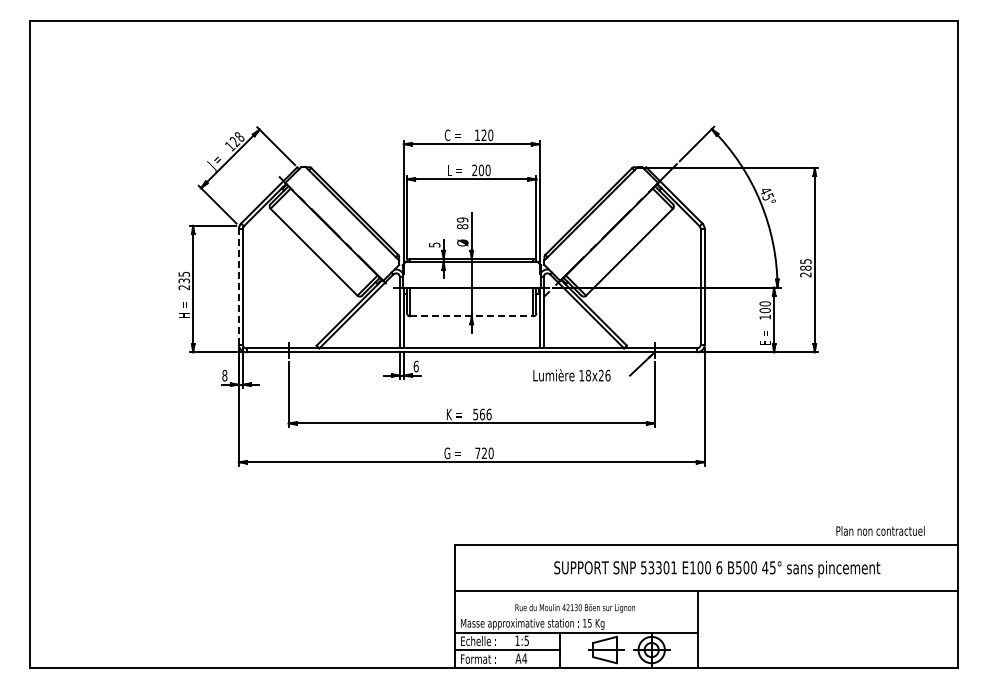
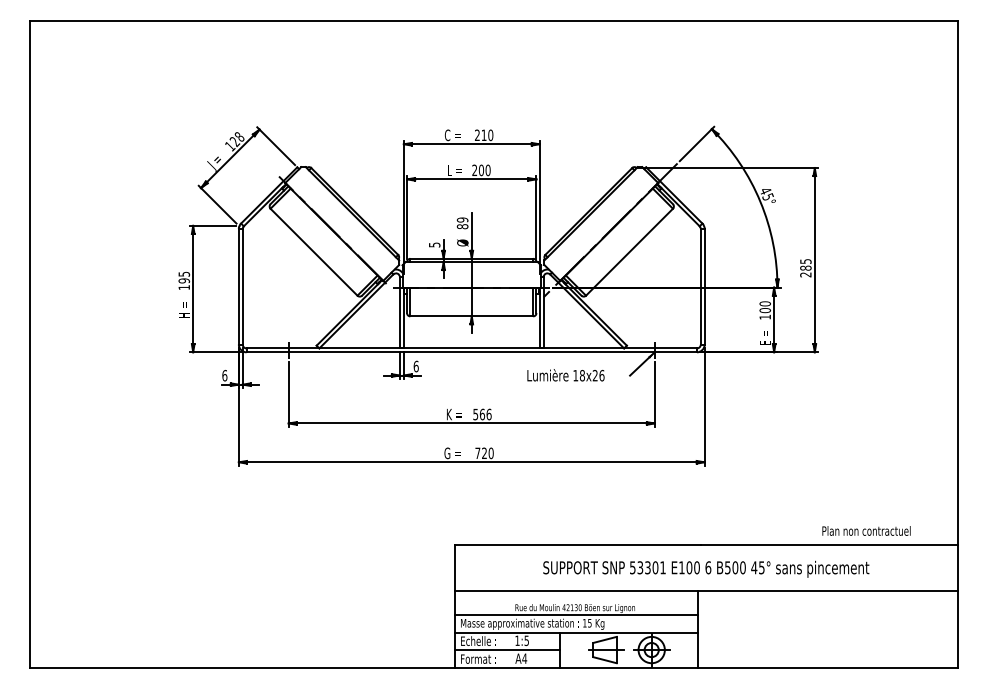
text: 120 -> 210 (480, 134)
text: 235 -> 195 (183, 284)
line: dashed -> solid (238, 286)
line: dashed -> solid (472, 316)
text: 8 -> 6 (224, 375)
text position: (571, 375) -> (565, 375) (565, 375)
text position: (880, 530) -> (866, 530) (866, 530)
text position: (717, 568) -> (706, 568) (706, 568)
line: none -> present (576, 614)
